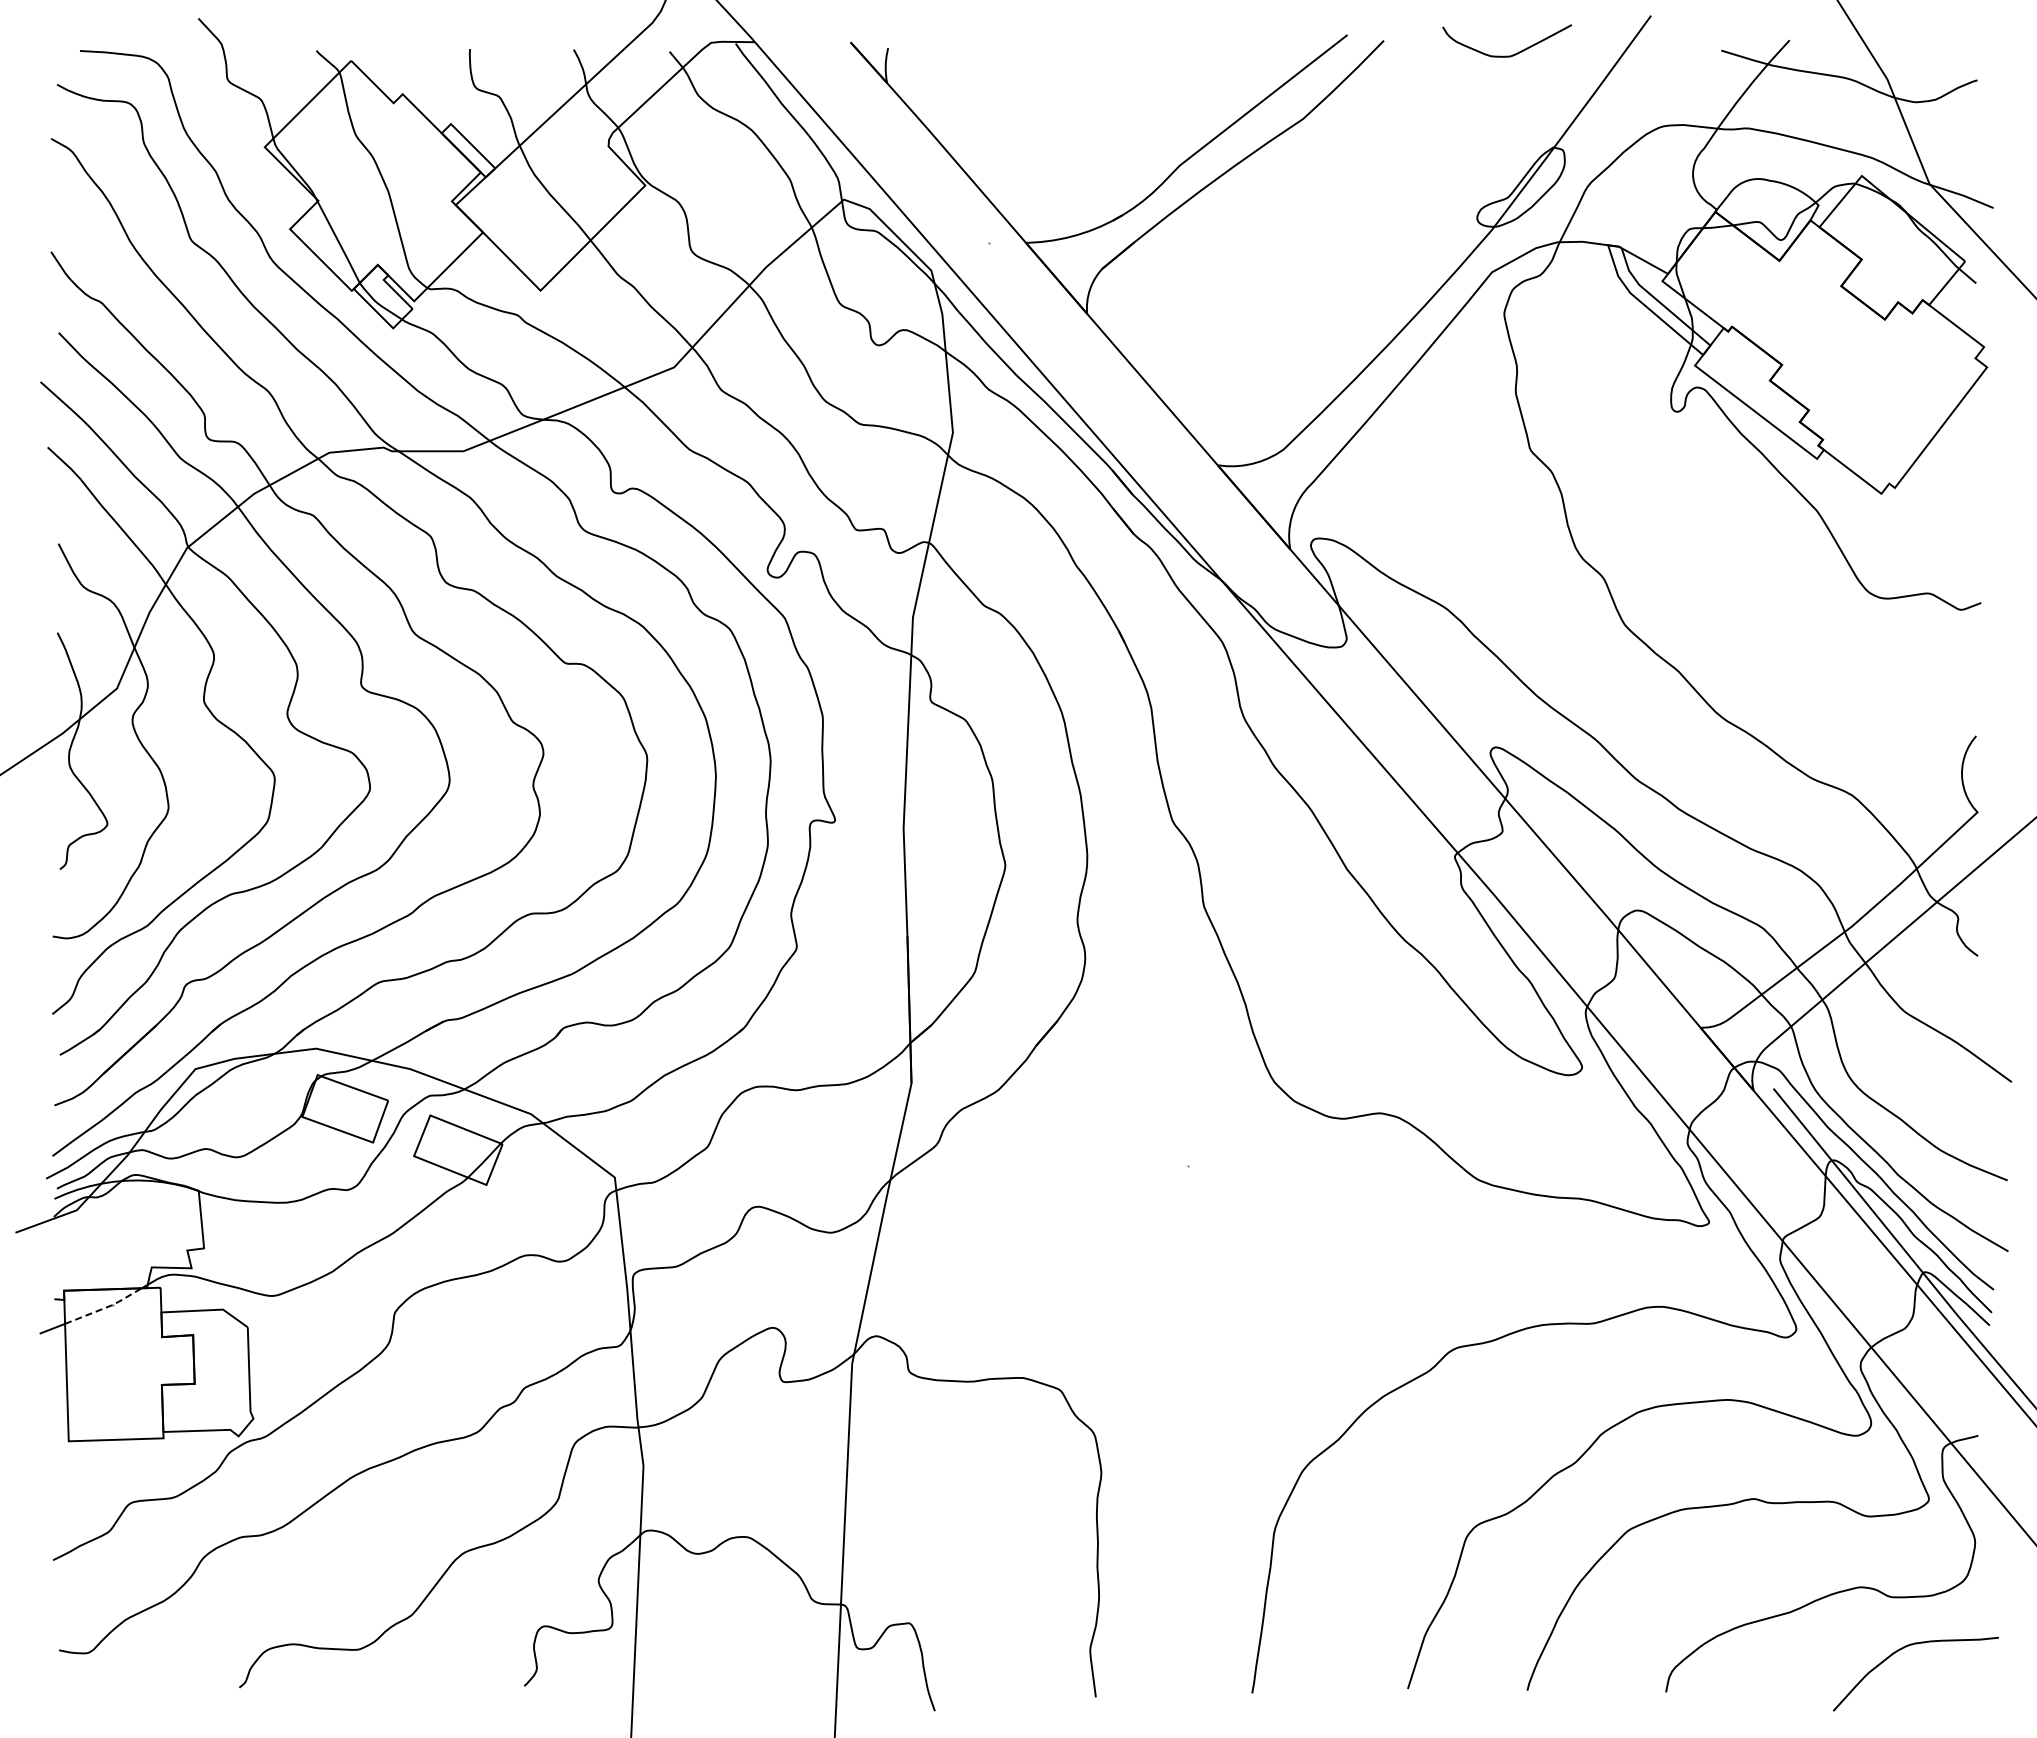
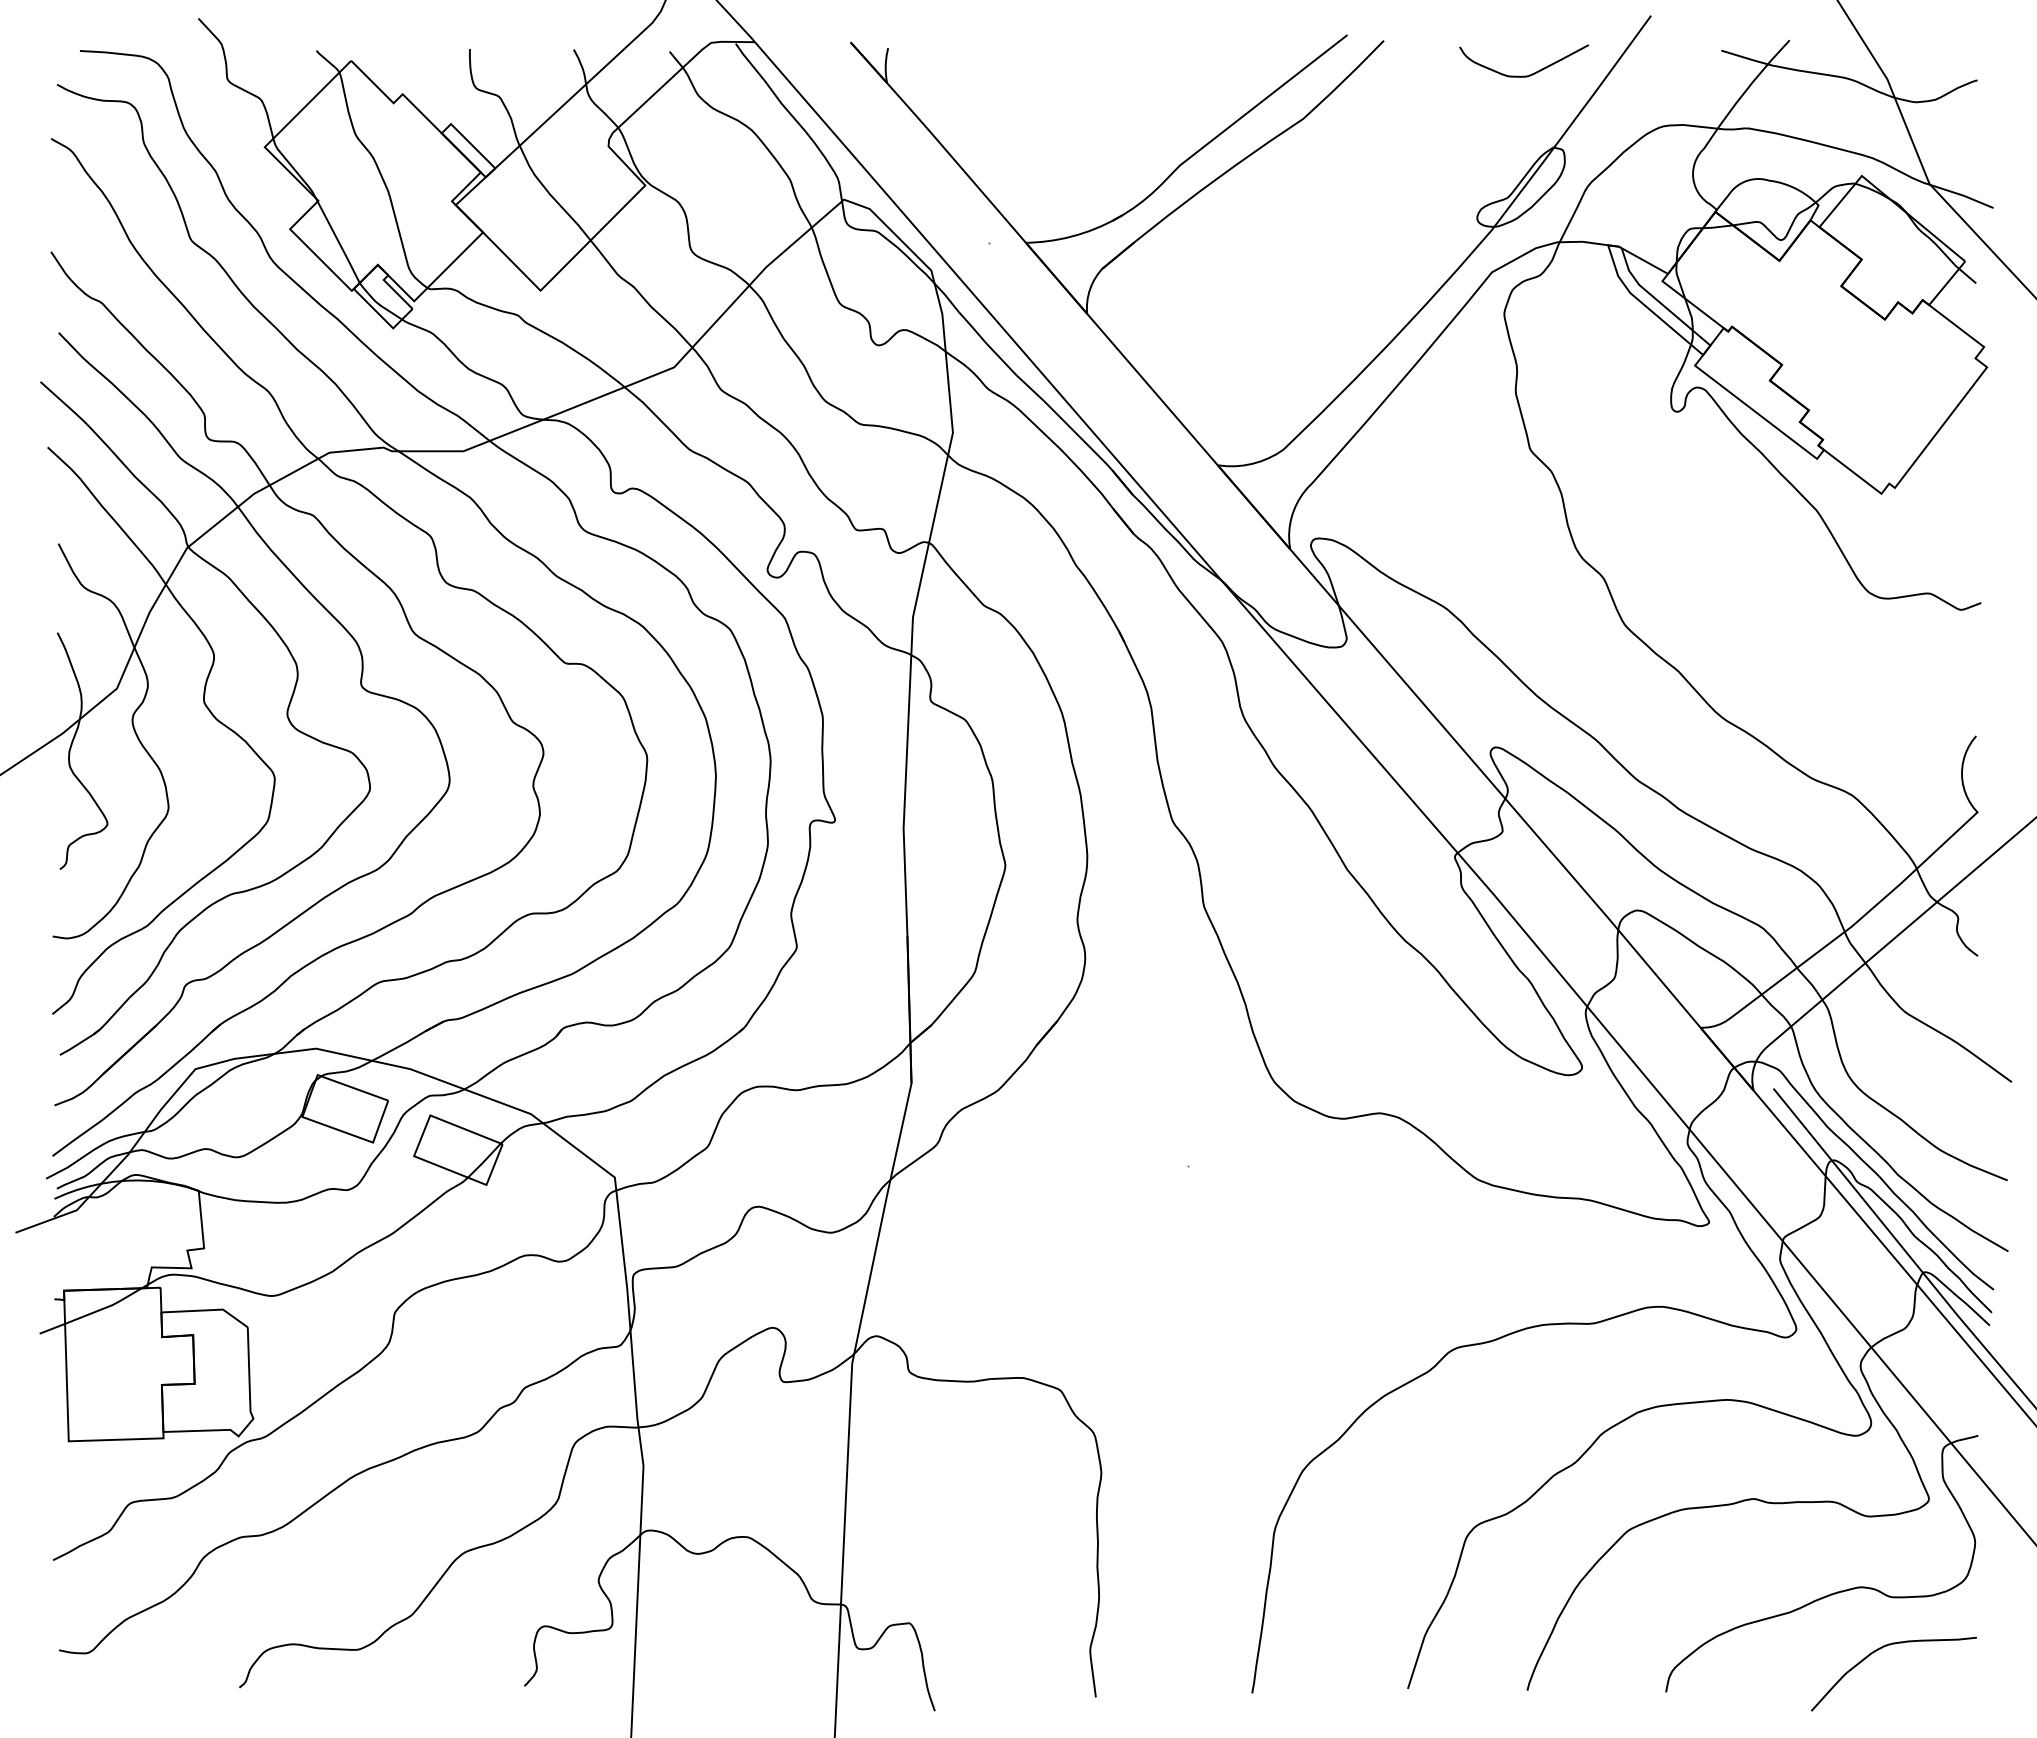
curve position: (1506, 55) -> (1523, 75) (1523, 75)
line: dashed -> solid (106, 1307)
curve position: (1902, 1649) -> (1880, 1649) (1880, 1649)
